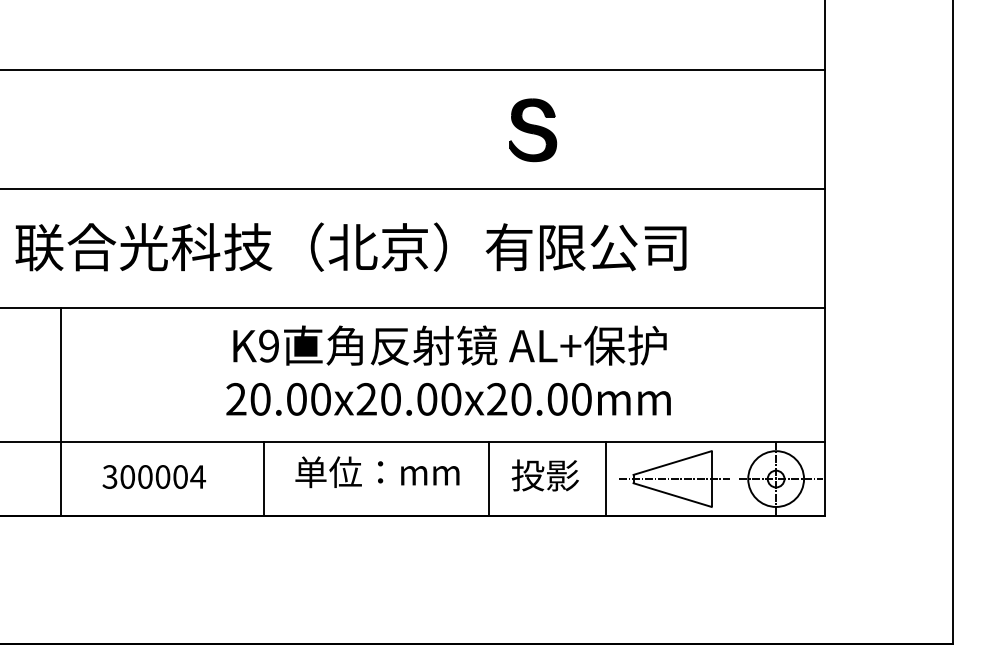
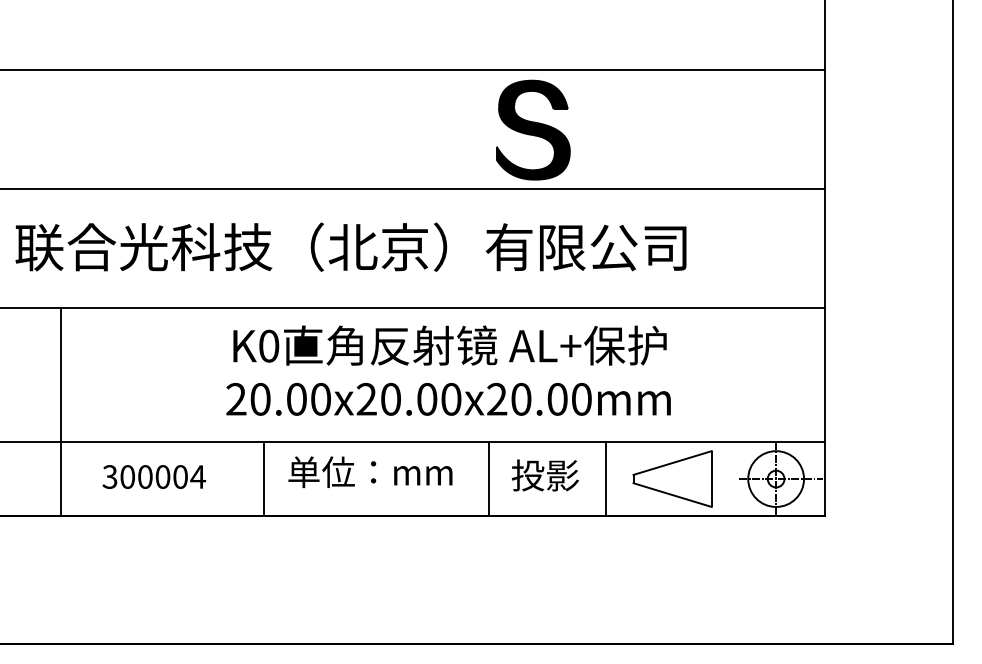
part size: 49x65 px -> 75x102 px (533, 129)
text: K9 -> K0 (269, 345)
text position: (377, 472) -> (370, 472) (370, 472)
line: present -> none (674, 479)
